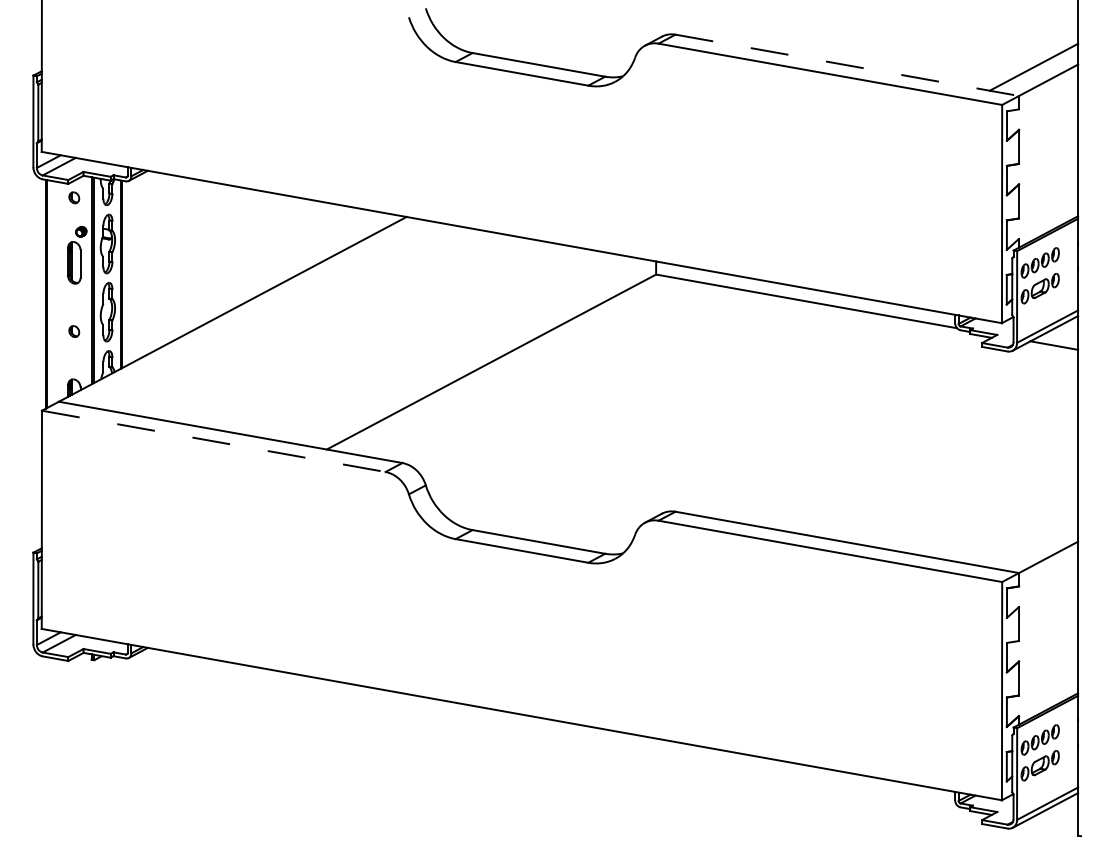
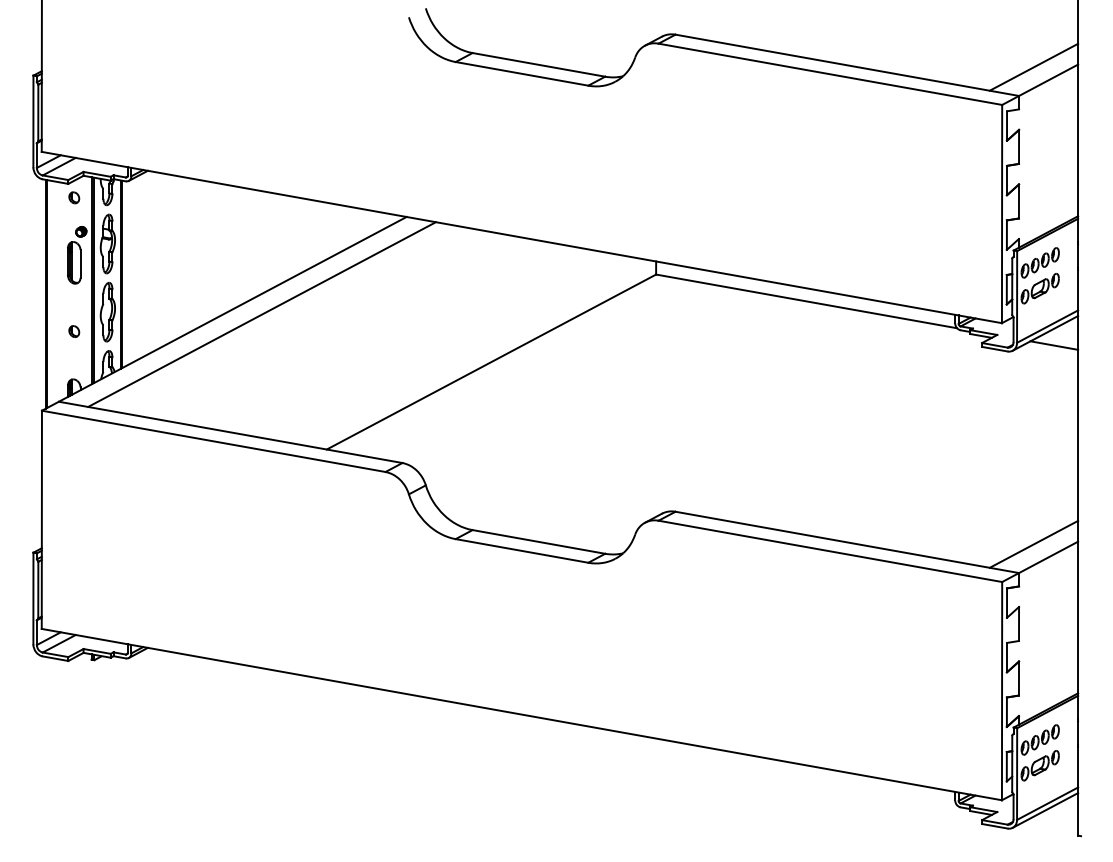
line: dashed -> solid (847, 65)
line: none -> present (261, 314)
line: dashed -> solid (213, 441)
line: none -> present (1033, 543)
